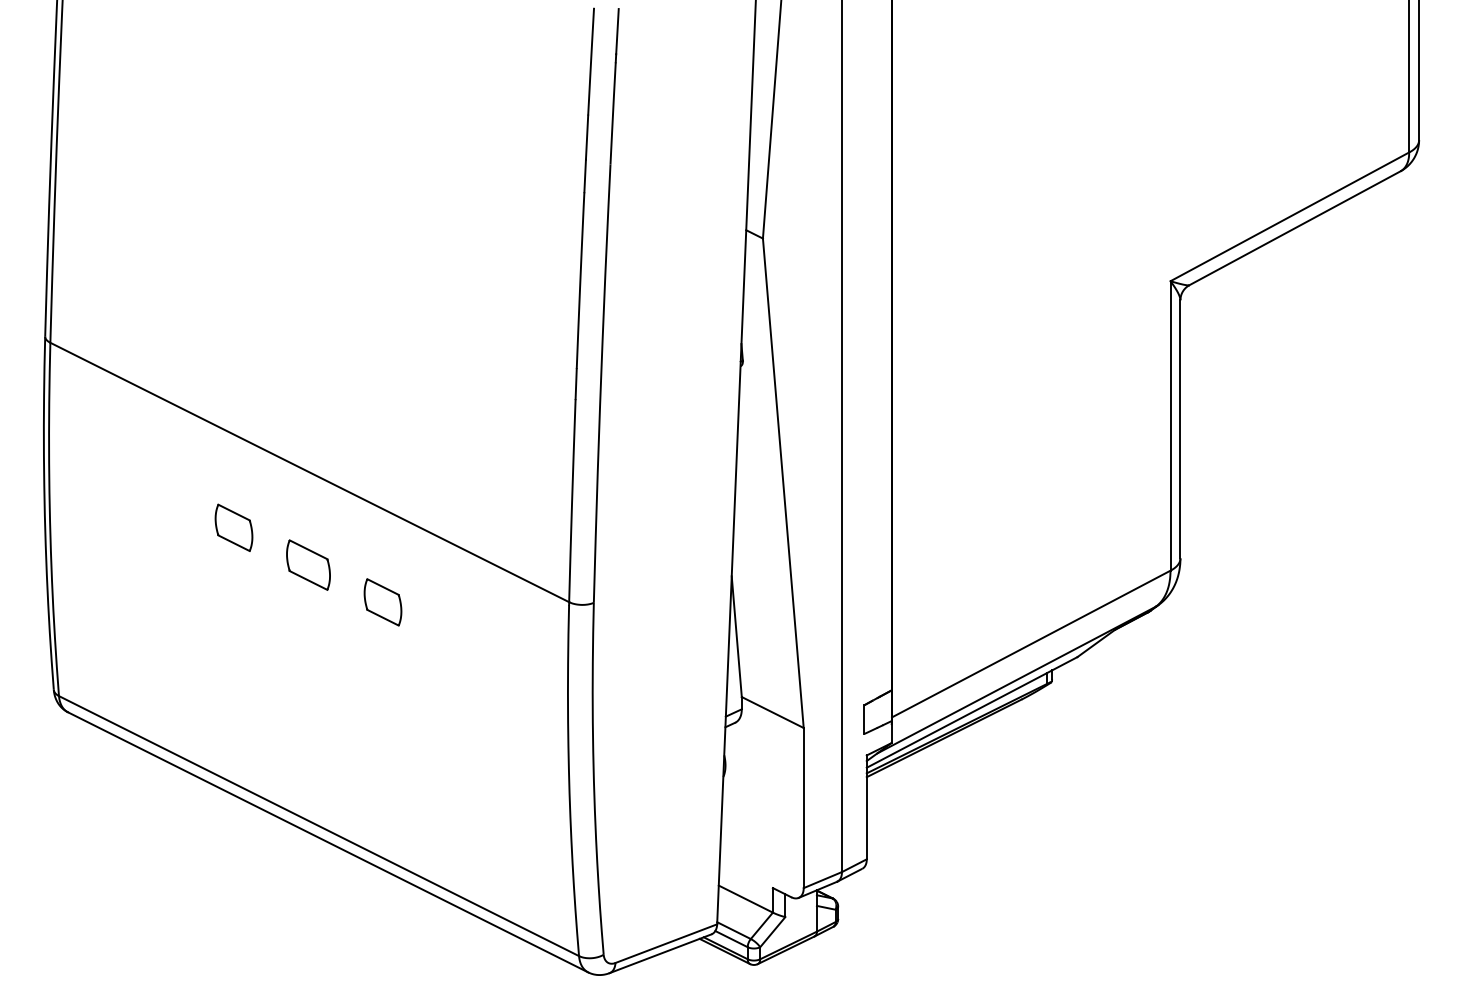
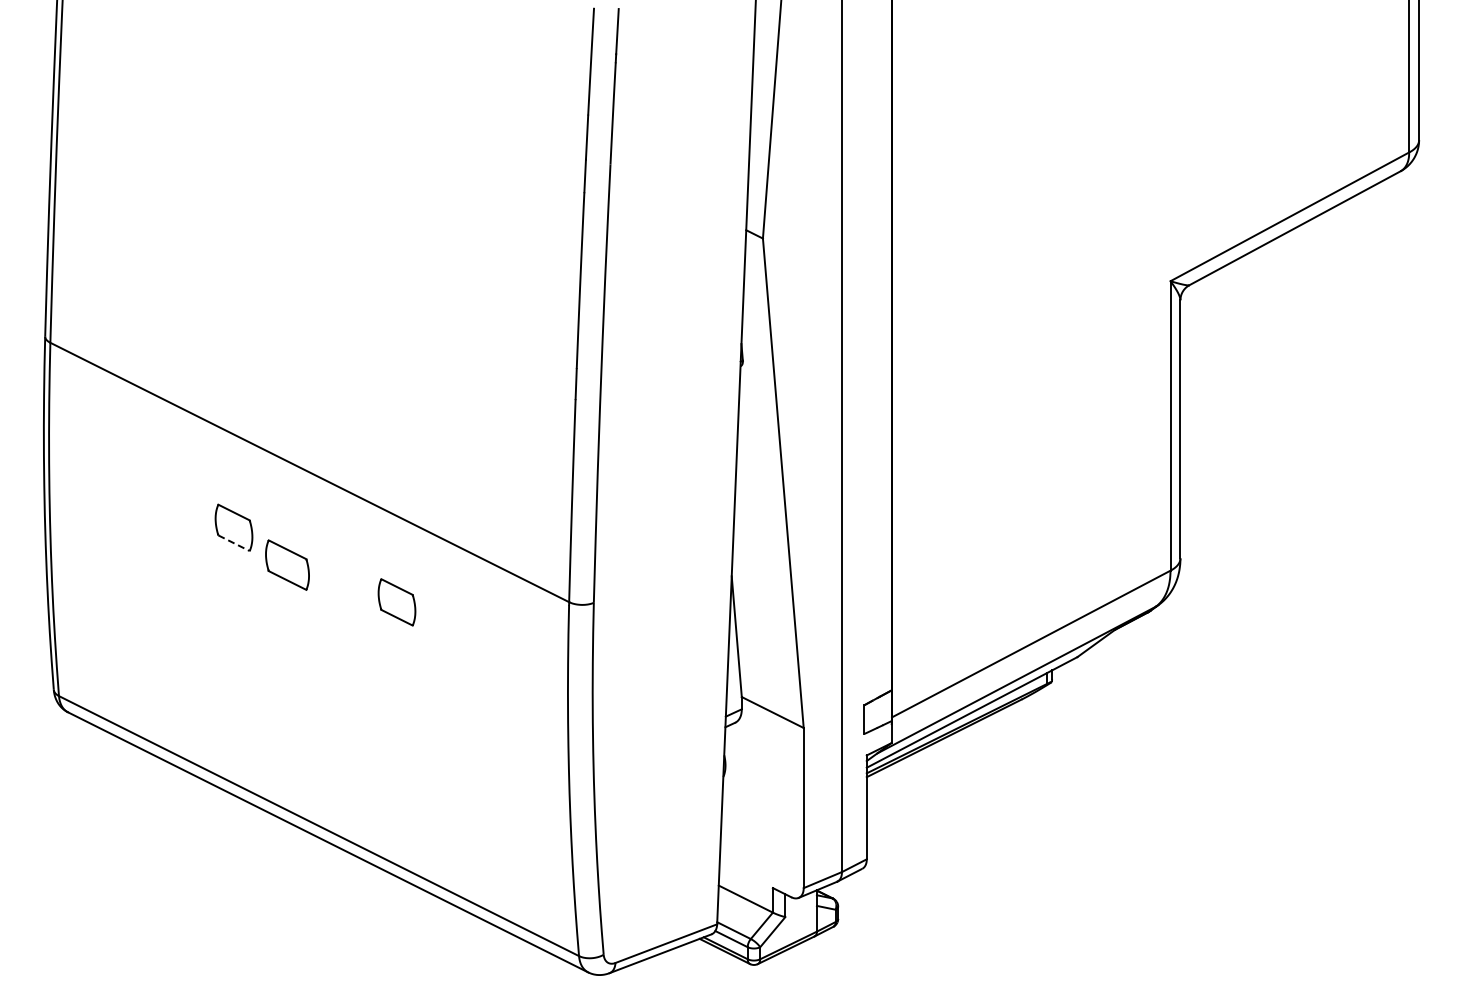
line: solid -> dashed (234, 543)
part position: (308, 564) -> (287, 564) (287, 564)
part position: (382, 602) -> (396, 602) (396, 602)
